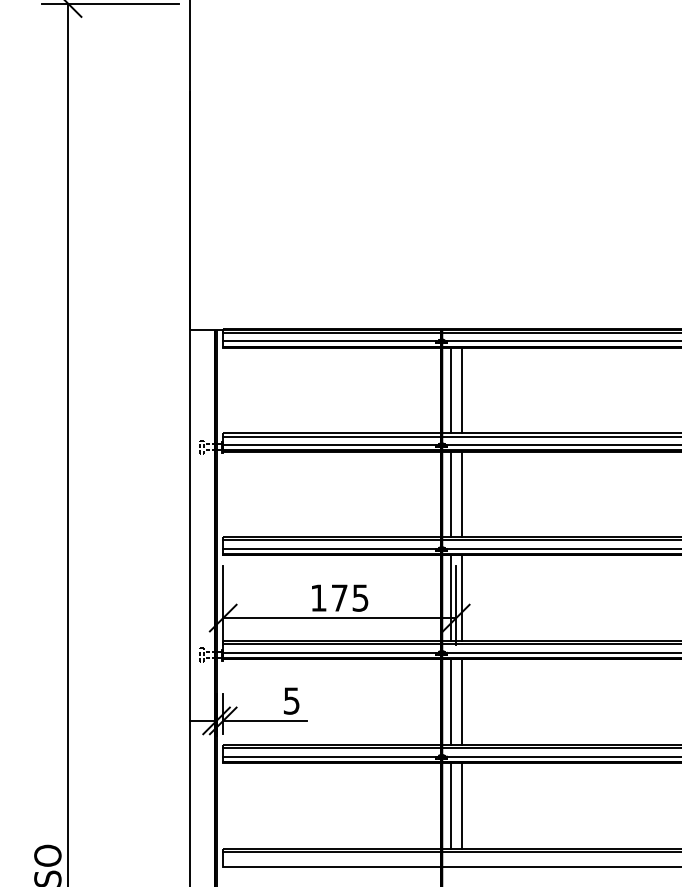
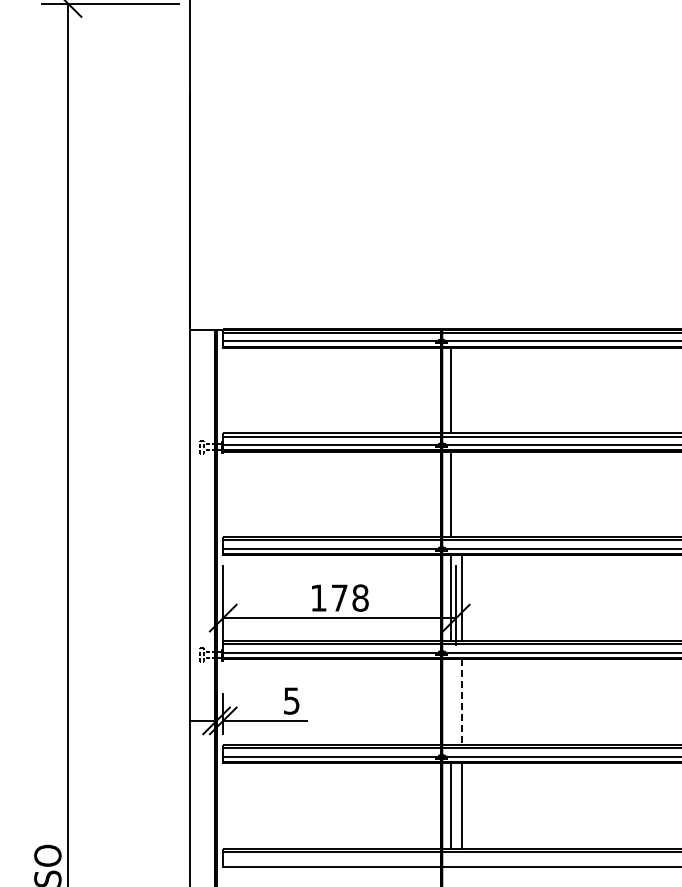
line: present -> none (461, 390)
line: present -> none (461, 494)
text: 175 -> 178 (360, 597)
line: present -> none (450, 701)
line: solid -> dashed (461, 702)
